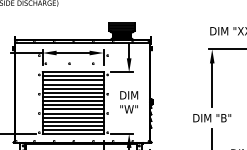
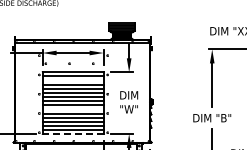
line: present -> none (72, 80)
line: present -> none (72, 109)
line: solid -> dashed (73, 134)
